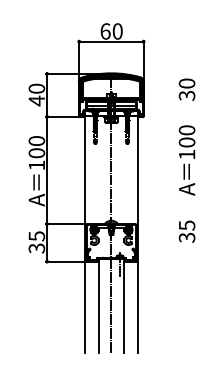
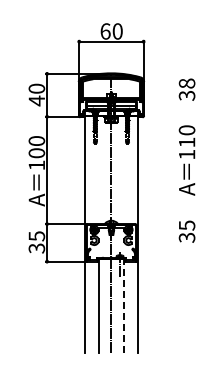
text: 30 -> 38 (186, 83)
text: 100 -> 110 (186, 142)
line: solid -> dashed (124, 306)
